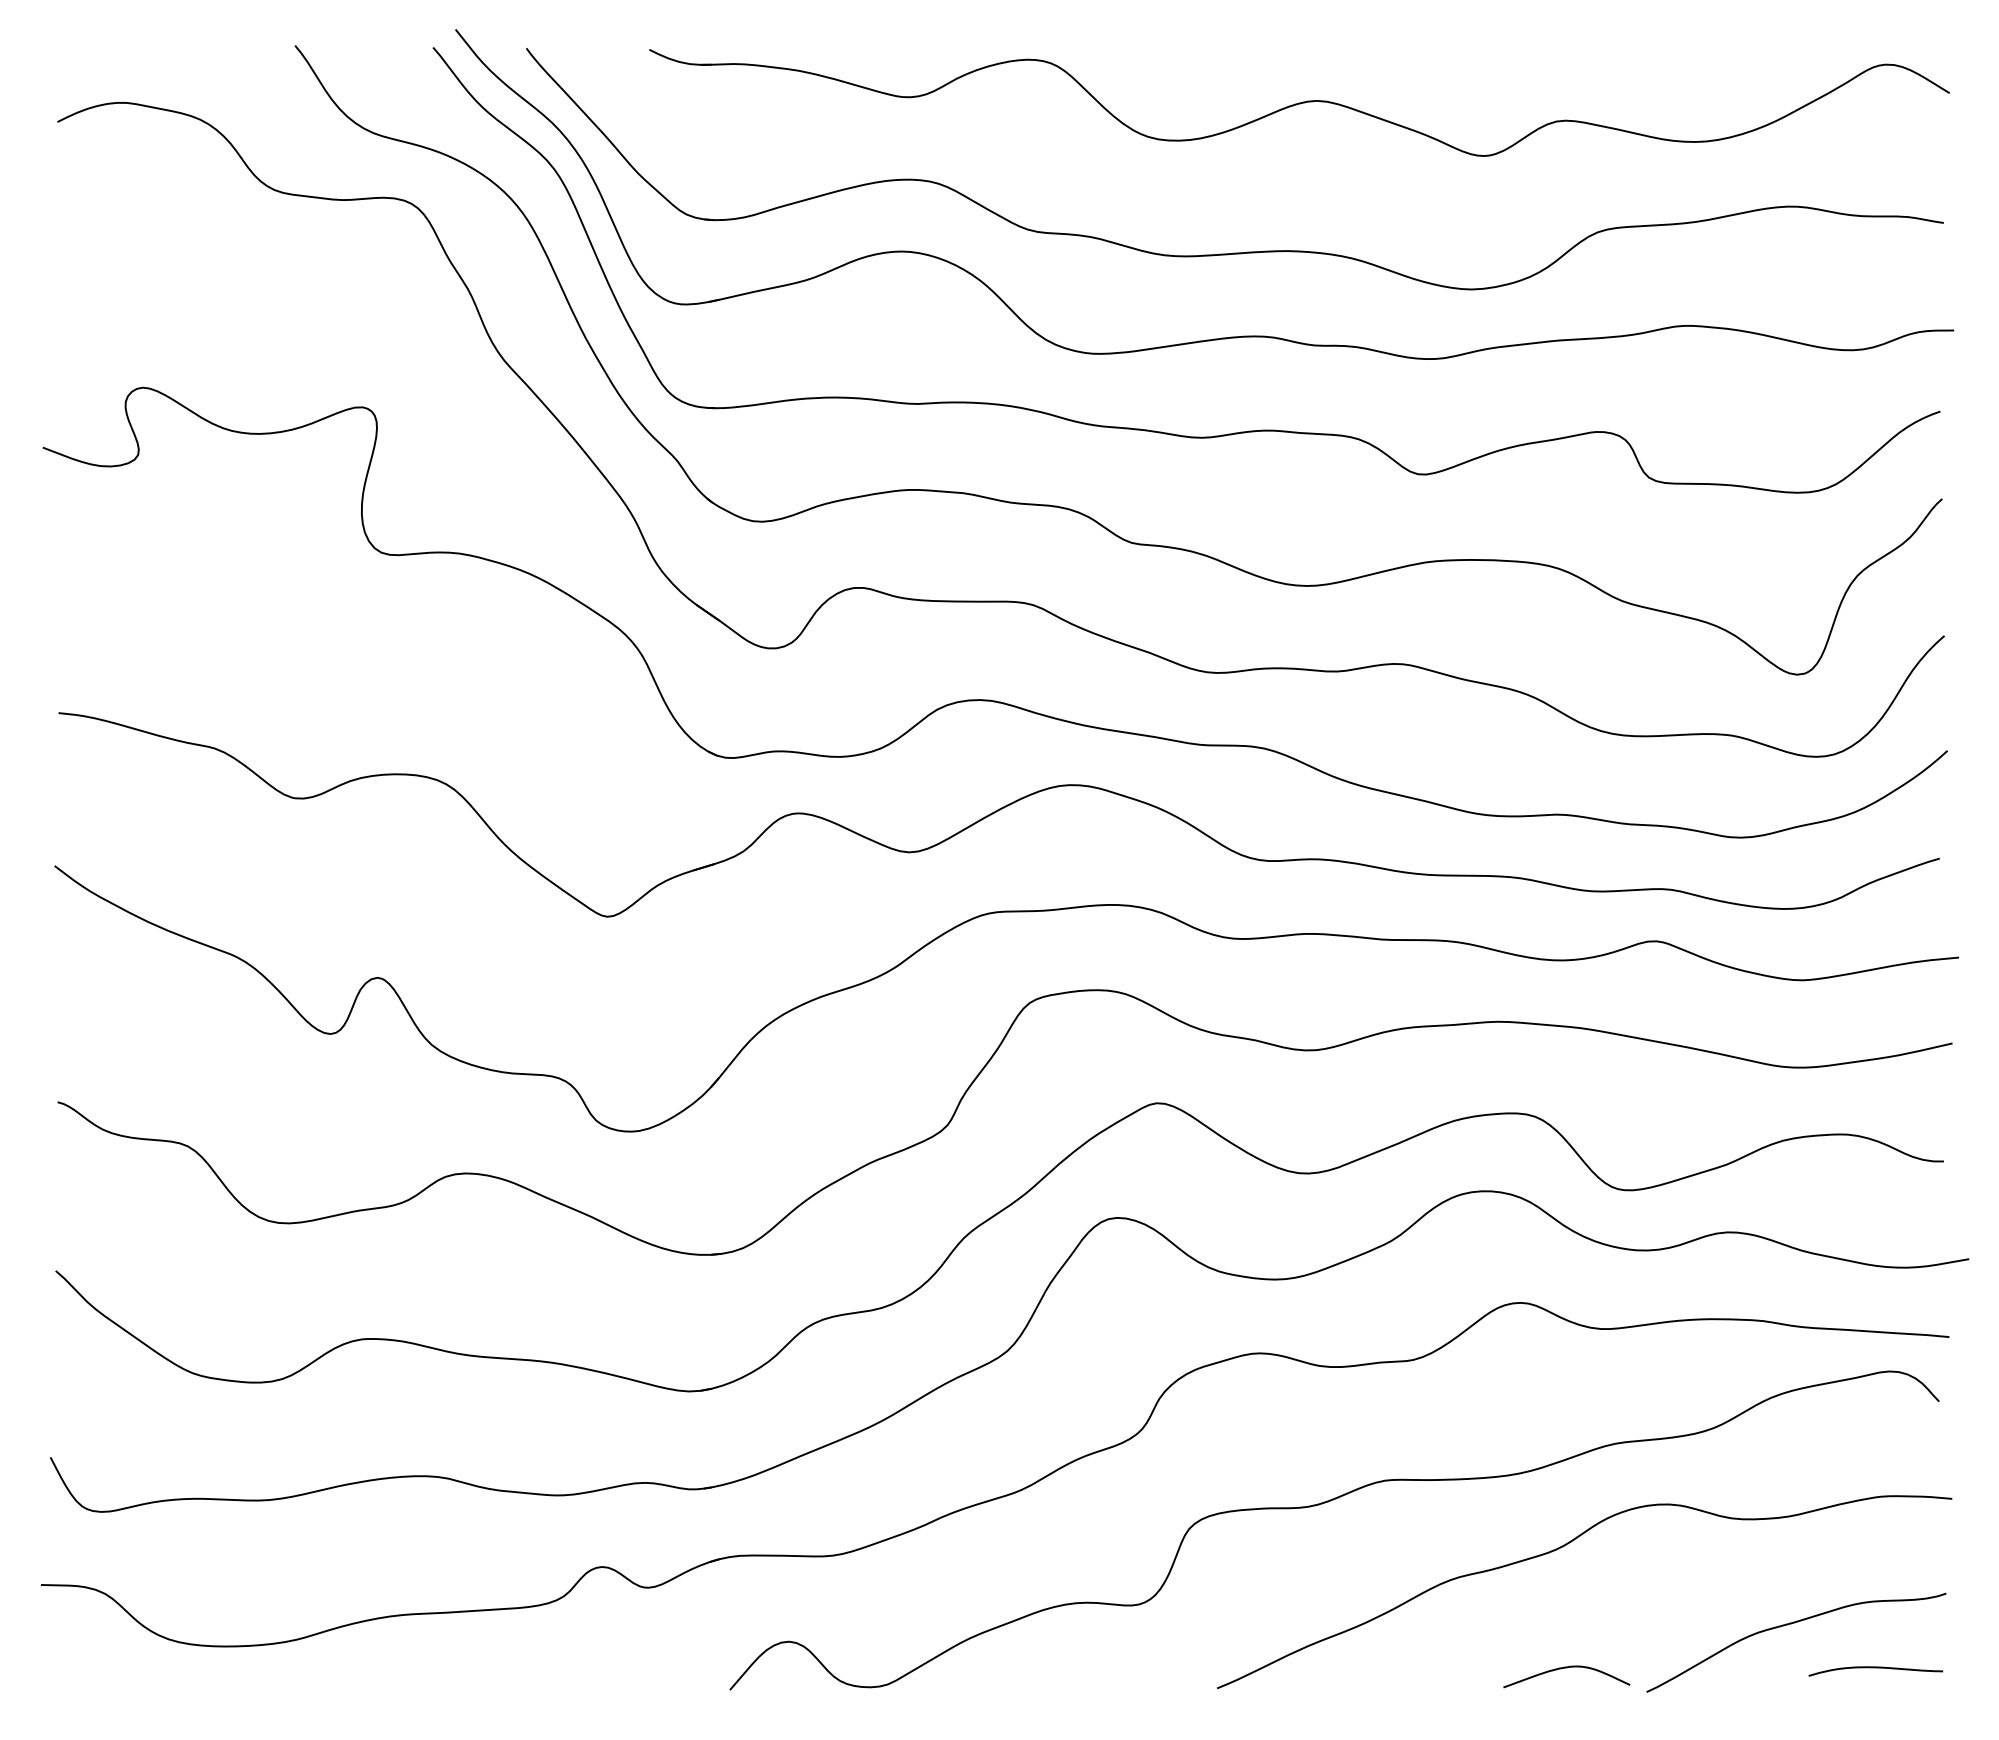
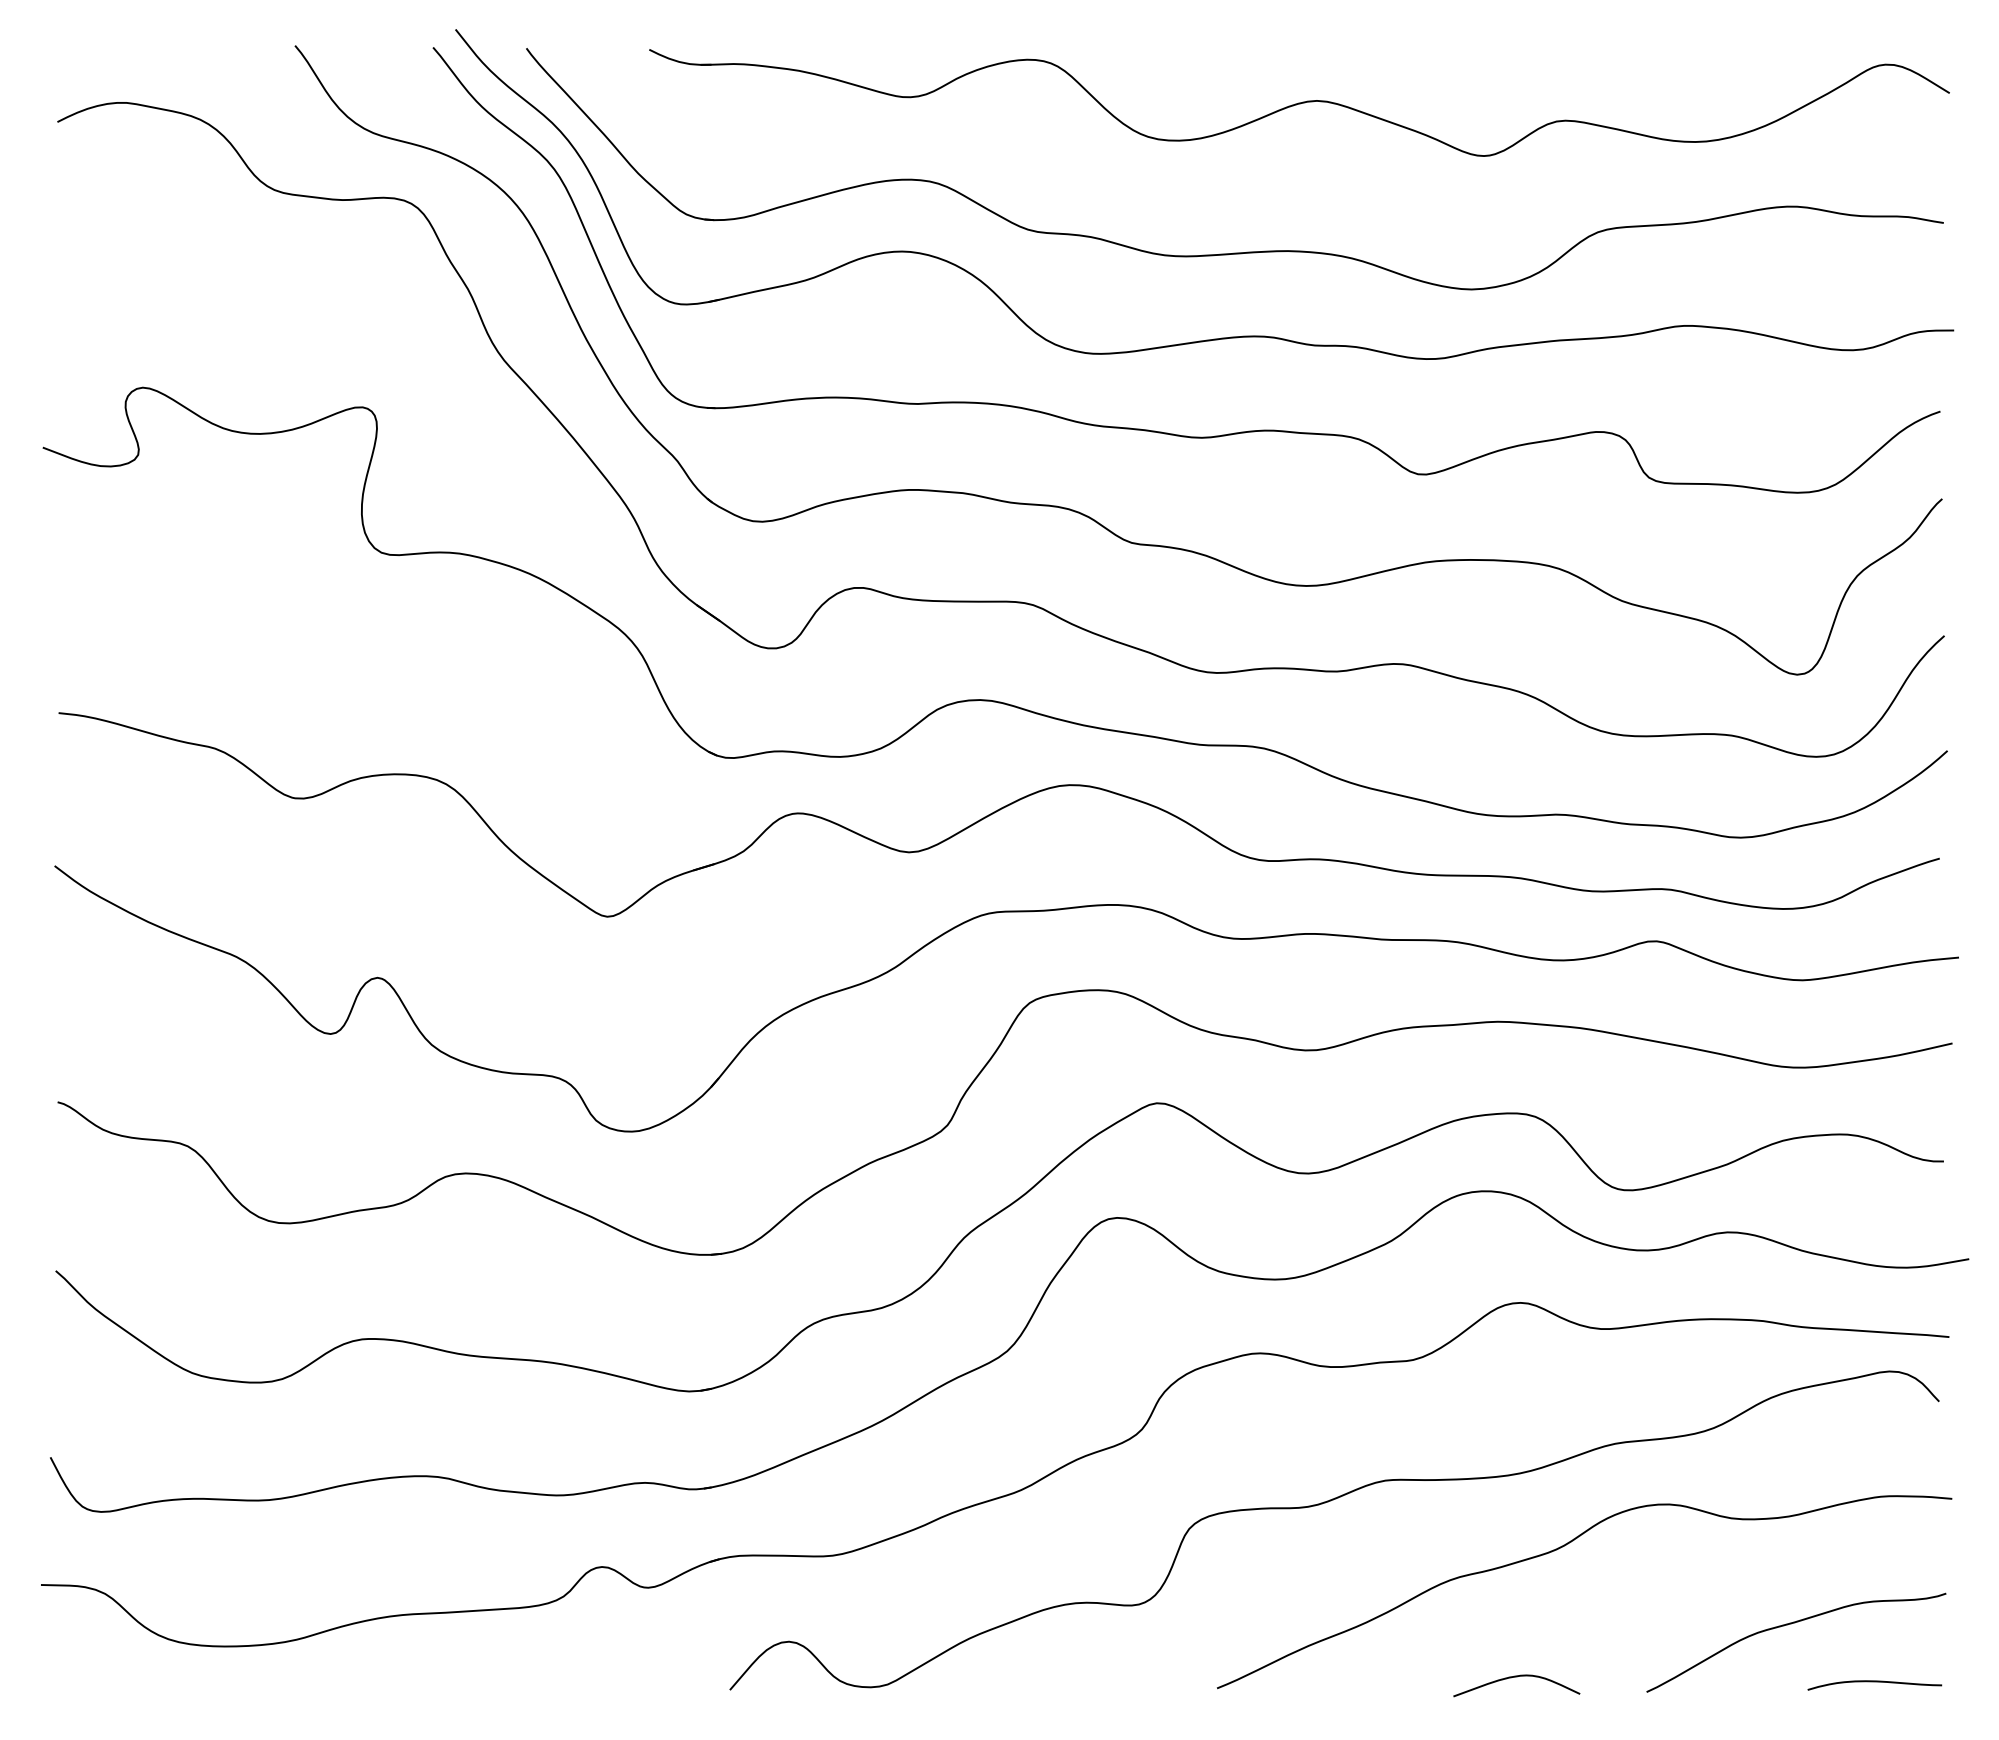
curve position: (1566, 1668) -> (1516, 1677) (1516, 1677)
curve position: (1875, 1668) -> (1874, 1682) (1874, 1682)
